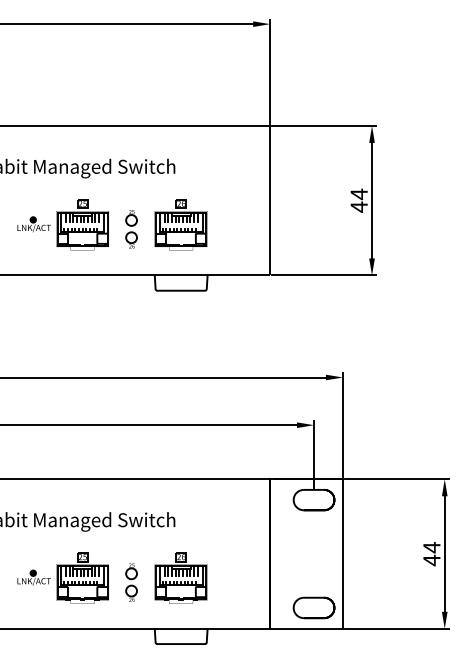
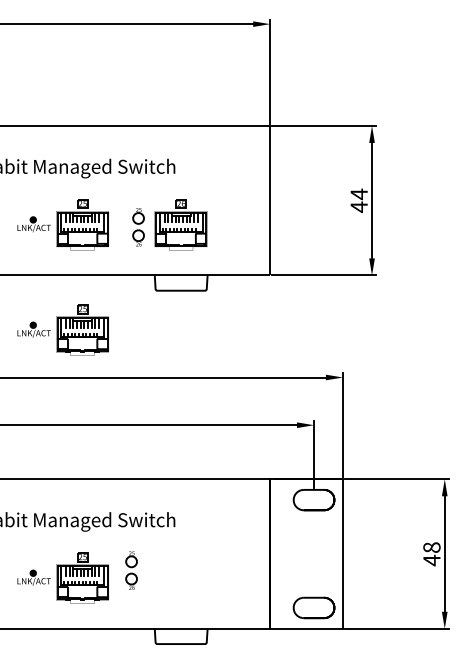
part position: (131, 229) -> (138, 227) (138, 227)
part: none -> present (62, 329)
text: 44 -> 48 (431, 547)
part: present -> none (180, 577)
part position: (131, 582) -> (131, 570) (131, 570)
